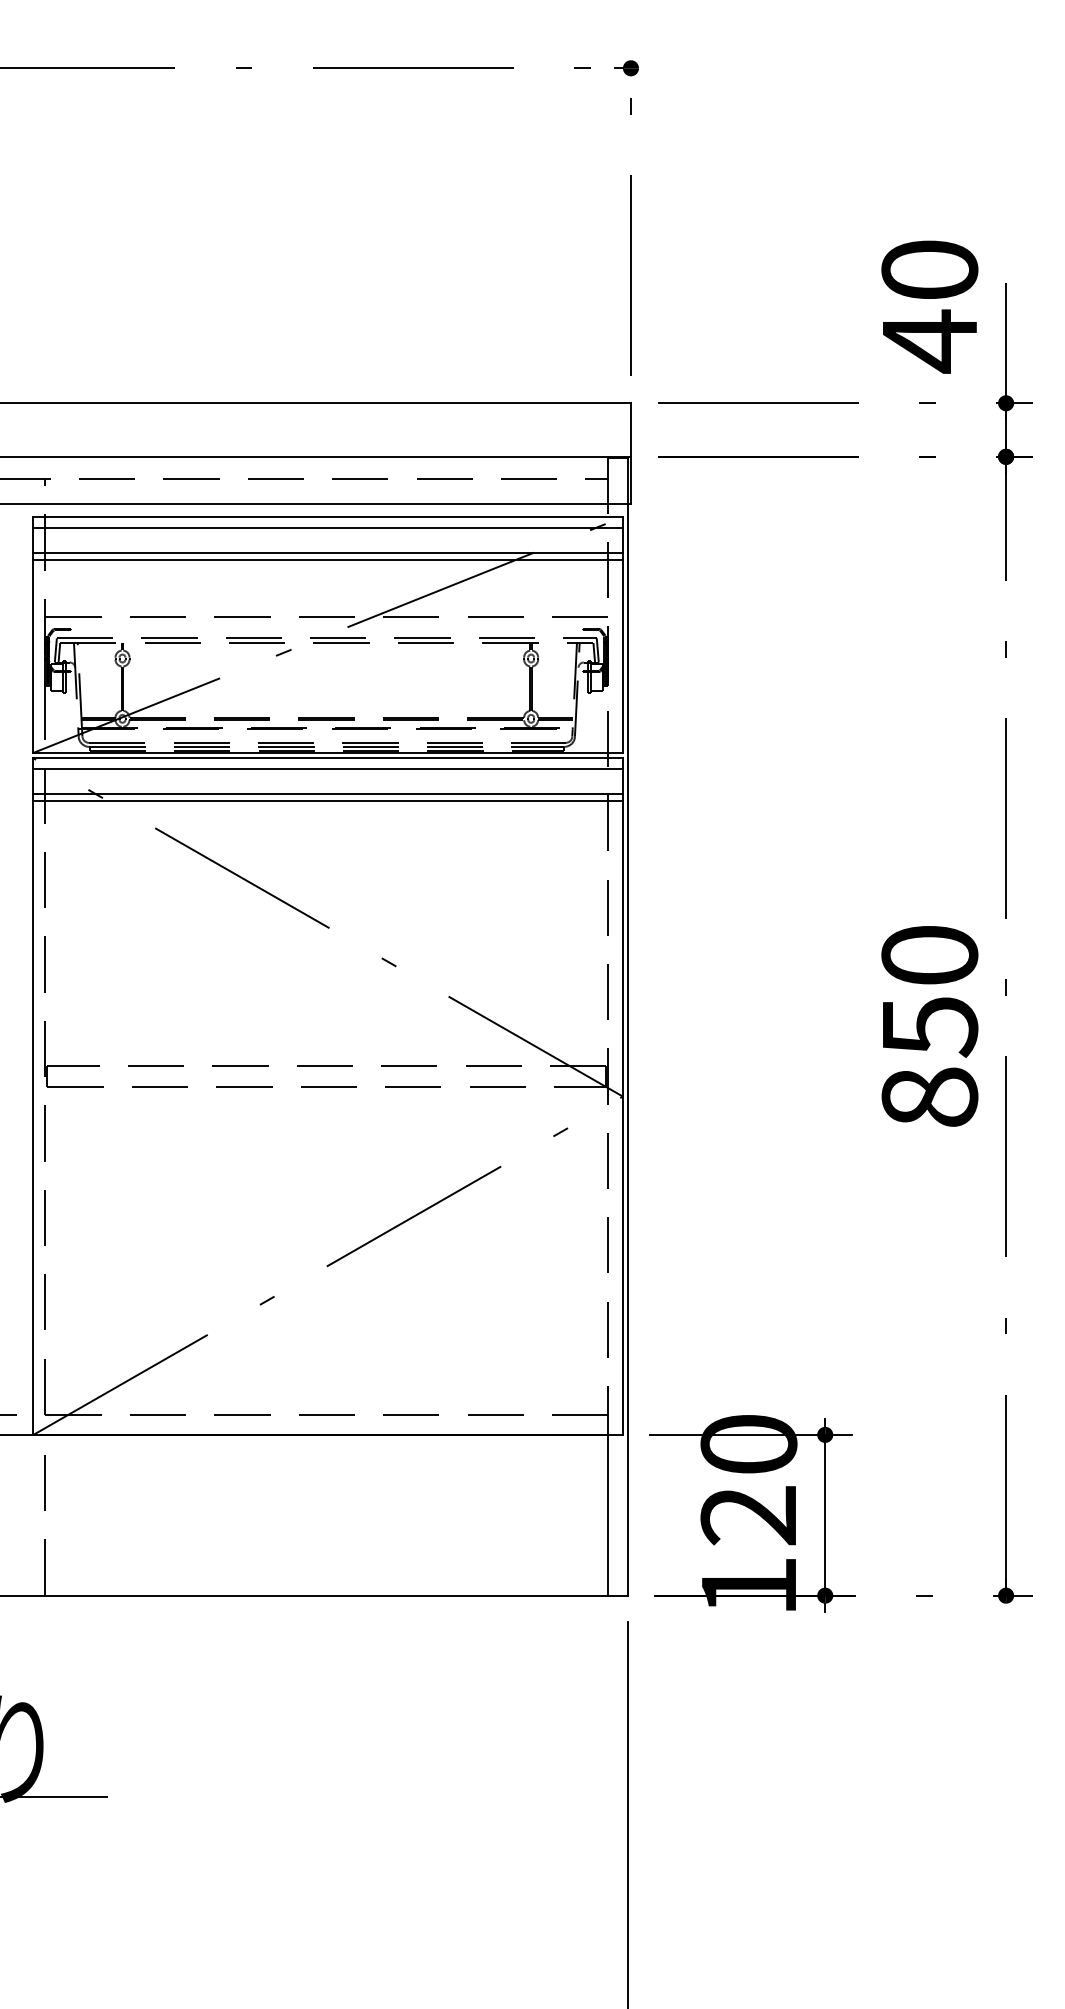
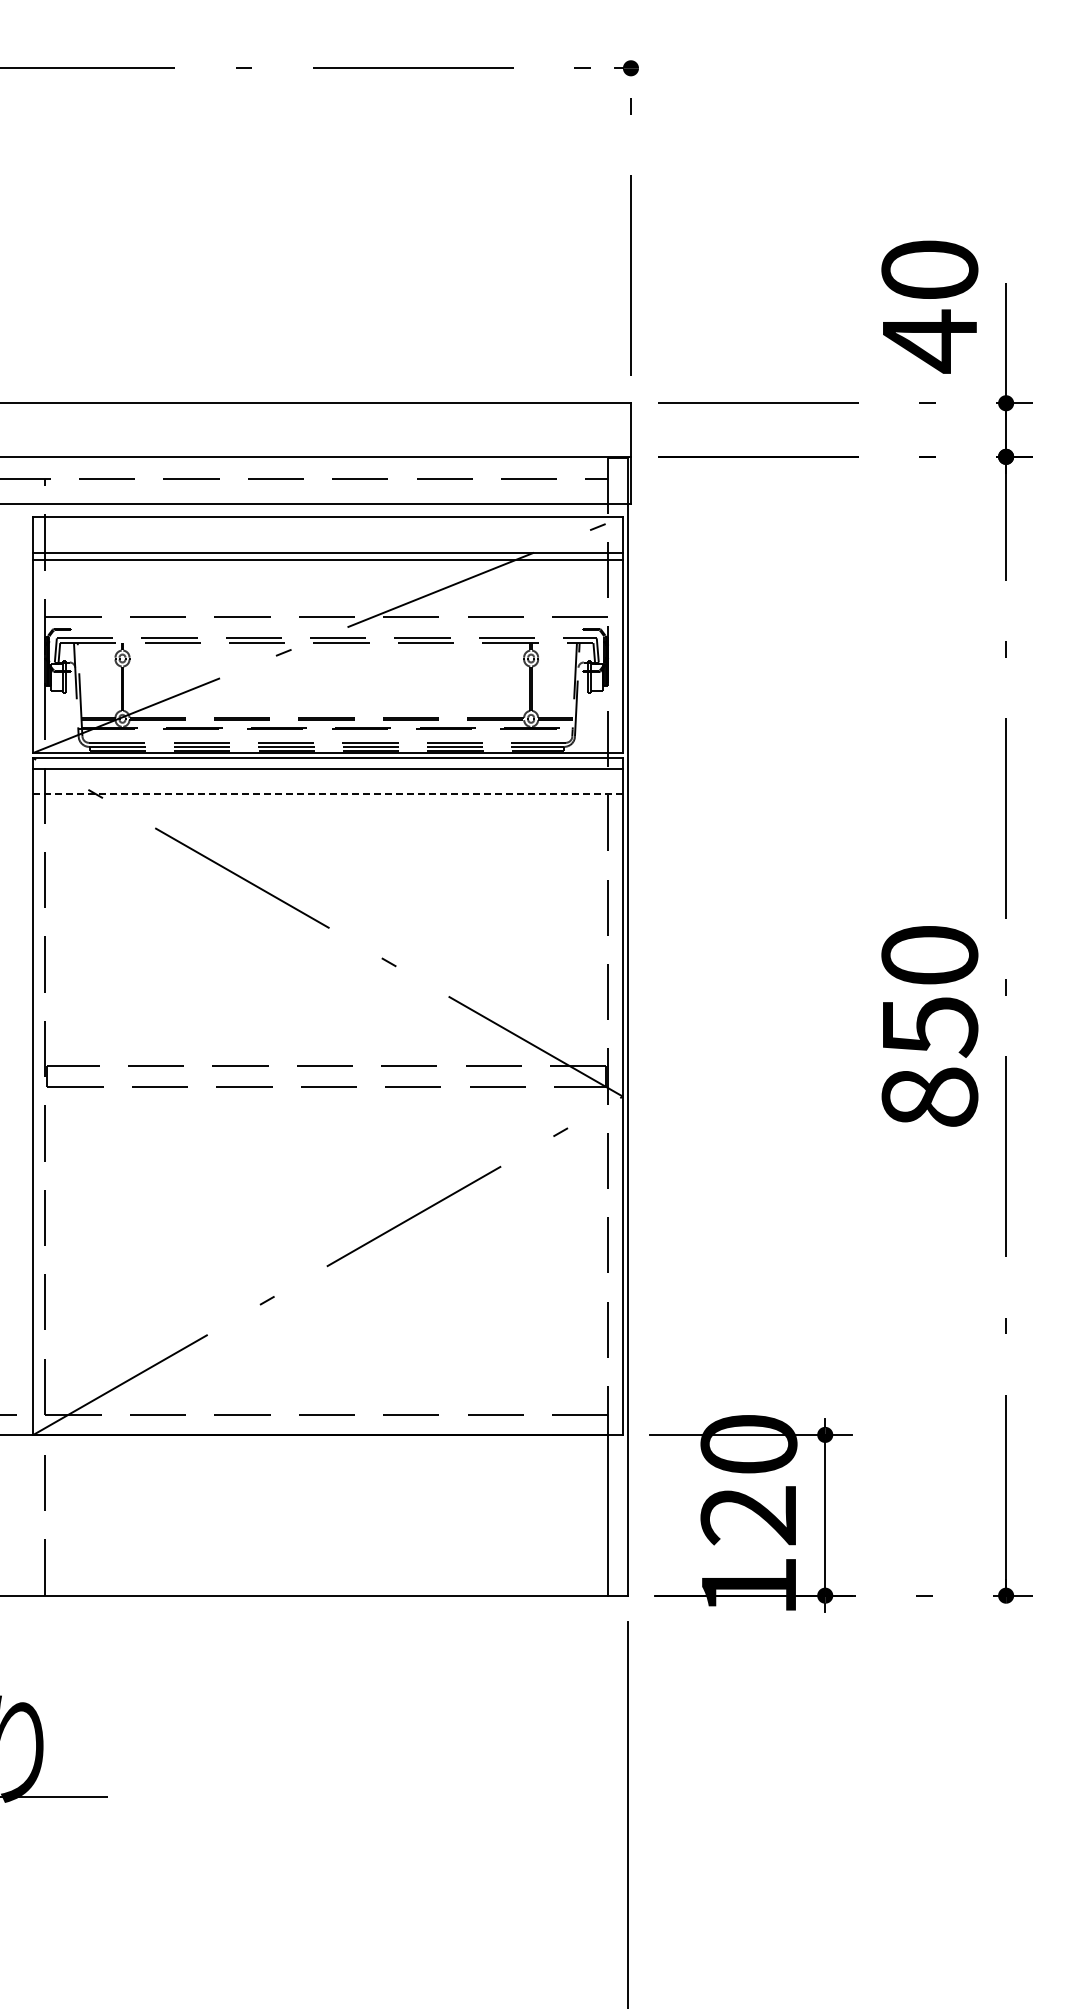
line: present -> none (327, 527)
line: solid -> dashed (328, 794)
line: present -> none (327, 801)
